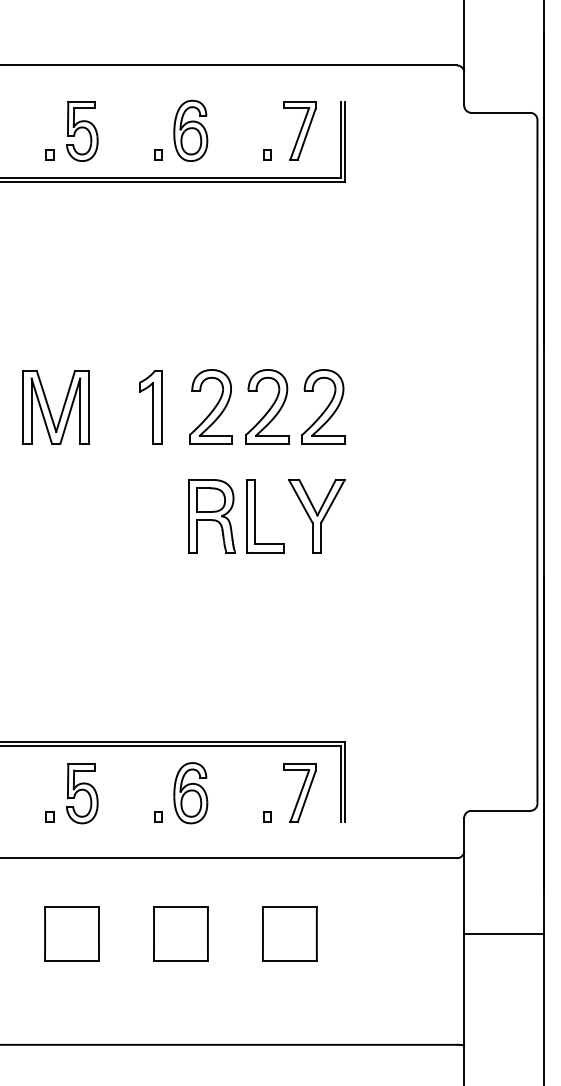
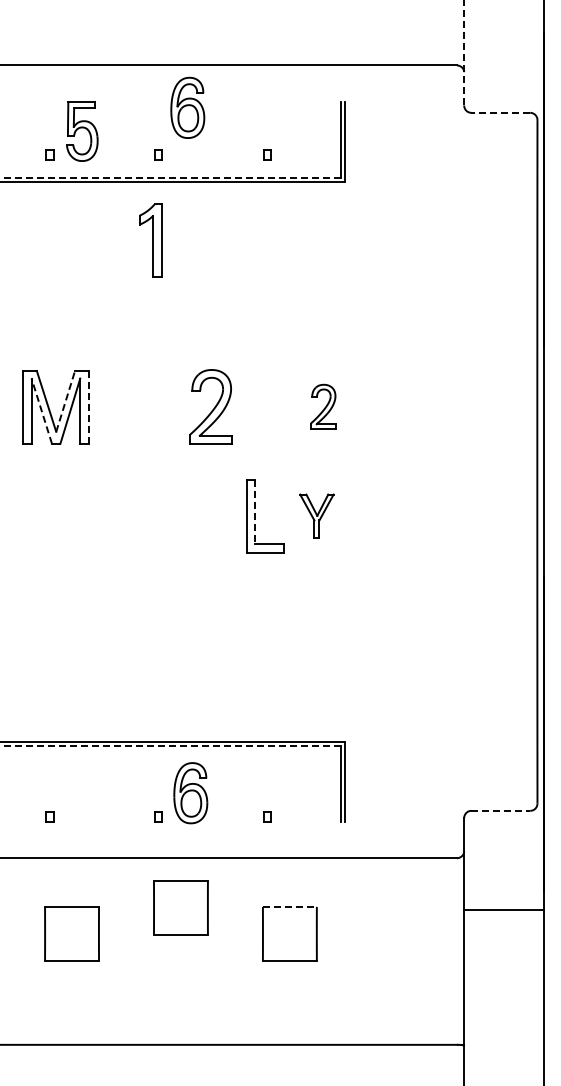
line: solid -> dashed (464, 52)
line: solid -> dashed (500, 112)
part position: (190, 130) -> (187, 107) (187, 107)
part: present -> none (299, 130)
line: solid -> dashed (170, 177)
line: solid -> dashed (65, 401)
part: present -> none (267, 406)
part size: 45x76 px -> 27x47 px (323, 406)
line: solid -> dashed (88, 407)
part position: (150, 407) -> (150, 240) (150, 240)
line: solid -> dashed (41, 410)
line: solid -> dashed (255, 512)
part: present -> none (211, 516)
part size: 58x75 px -> 36x46 px (316, 515)
line: solid -> dashed (169, 746)
part: present -> none (299, 792)
part: present -> none (82, 793)
line: solid -> dashed (501, 810)
line: solid -> dashed (289, 906)
part position: (180, 933) -> (180, 907) (180, 907)
line position: (504, 933) -> (504, 909) (504, 909)
